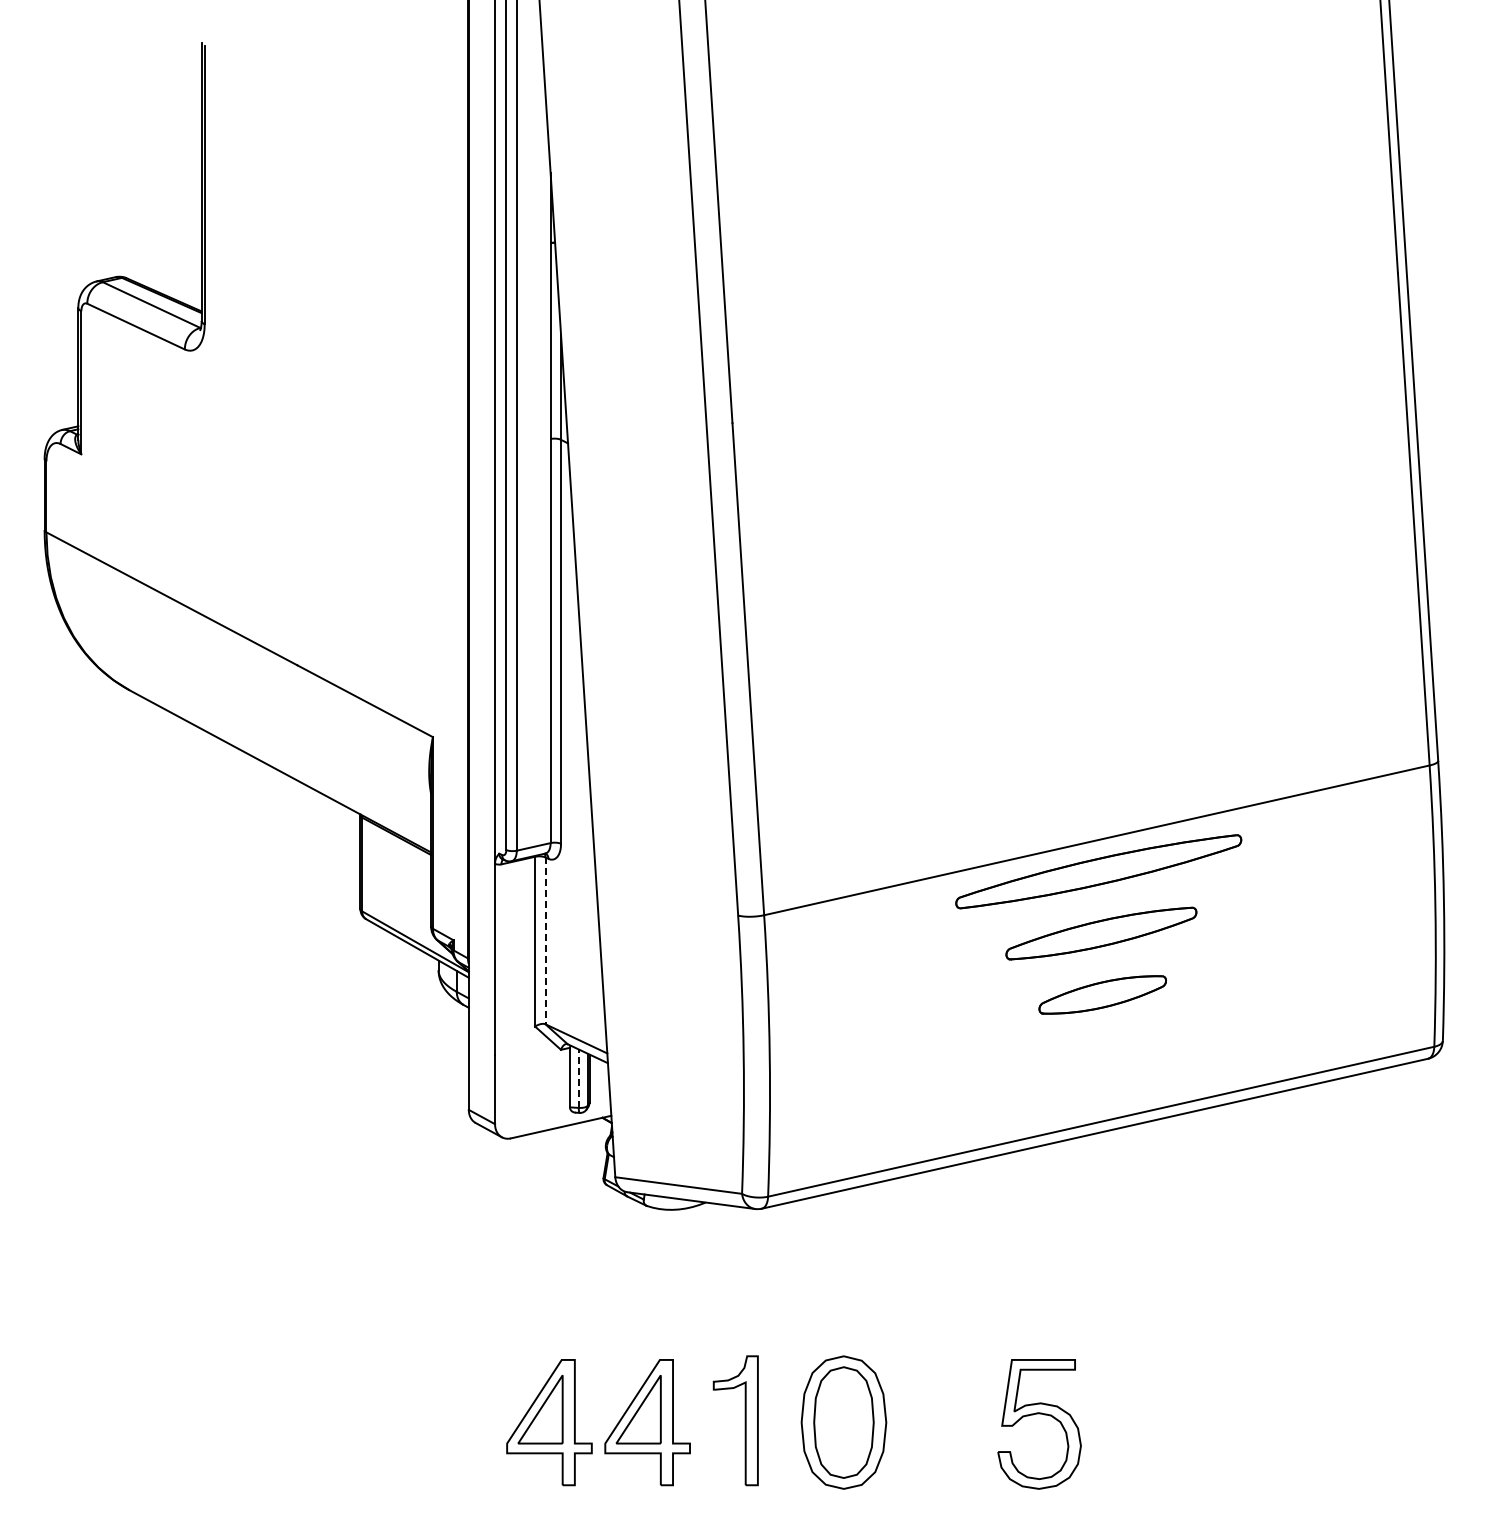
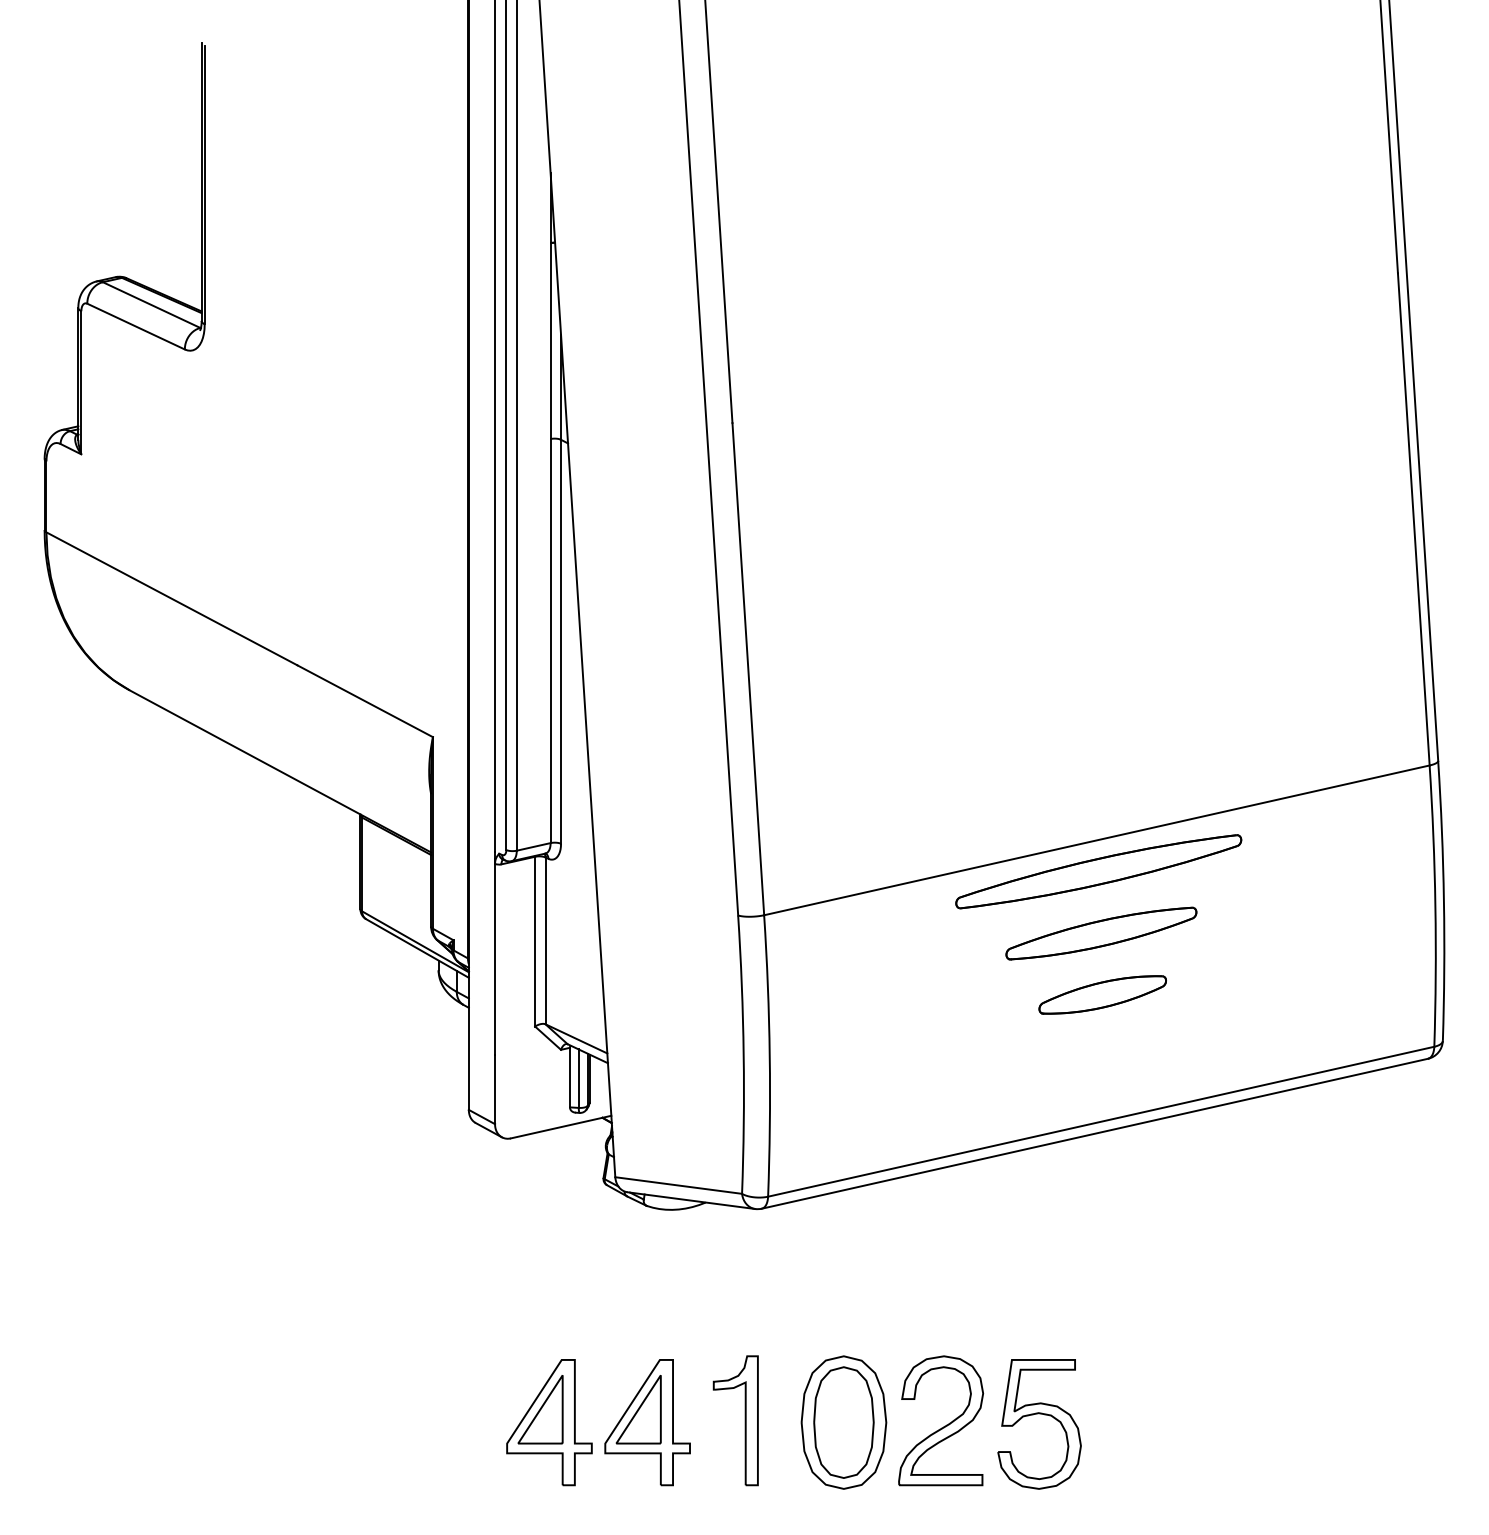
line: dashed -> solid (545, 941)
line: dashed -> solid (578, 1078)
part: none -> present (943, 1426)
